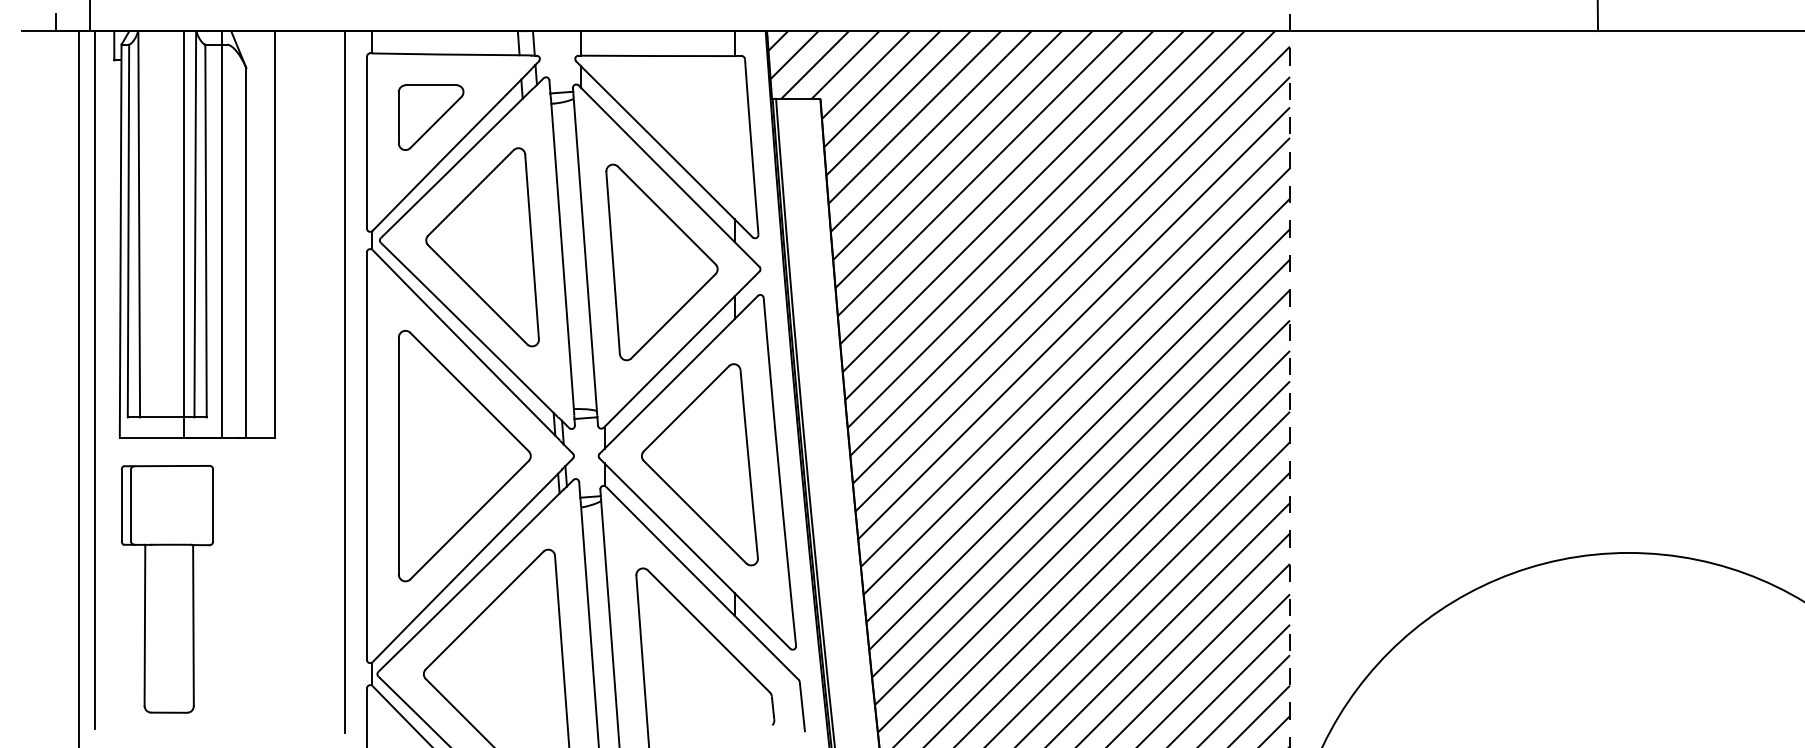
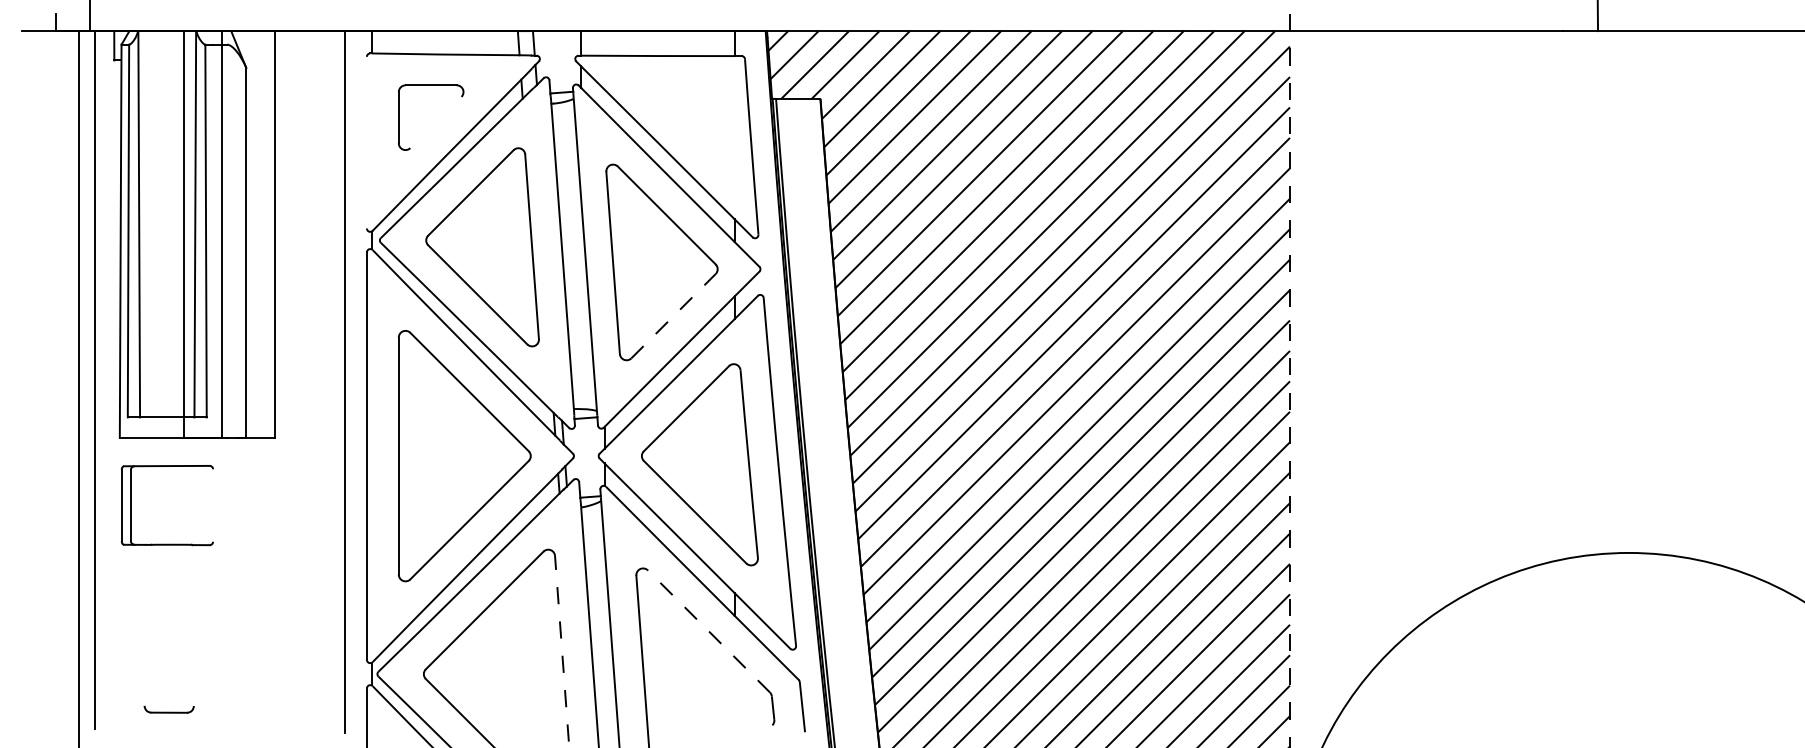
line: present -> none (435, 122)
line: present -> none (366, 142)
line: solid -> dashed (673, 316)
line: present -> none (213, 505)
line: present -> none (144, 624)
line: present -> none (193, 625)
line: solid -> dashed (708, 631)
line: solid -> dashed (562, 651)
